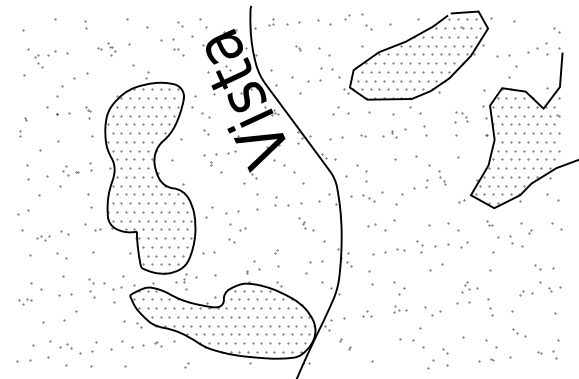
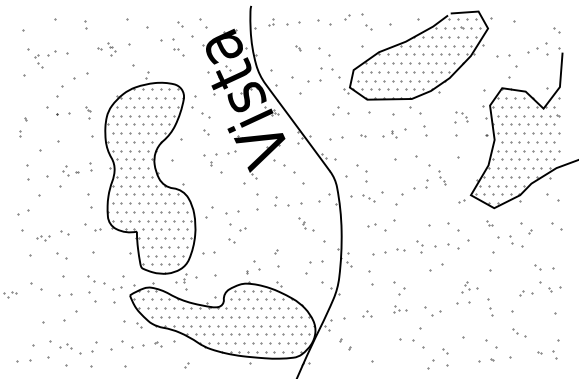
part size: 9x8 px -> 13x11 px (463, 244)
part size: 8x21 px -> 10x28 px (91, 288)
part position: (25, 301) -> (10, 294) (10, 294)
